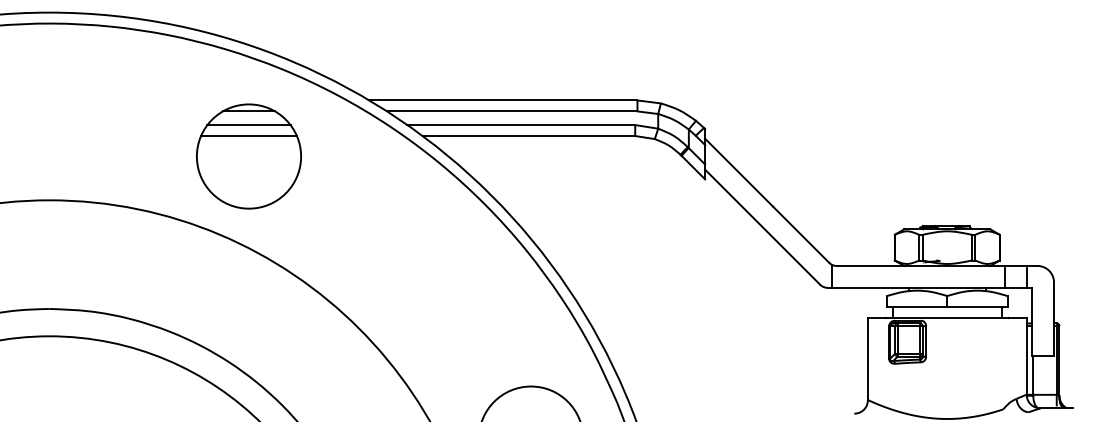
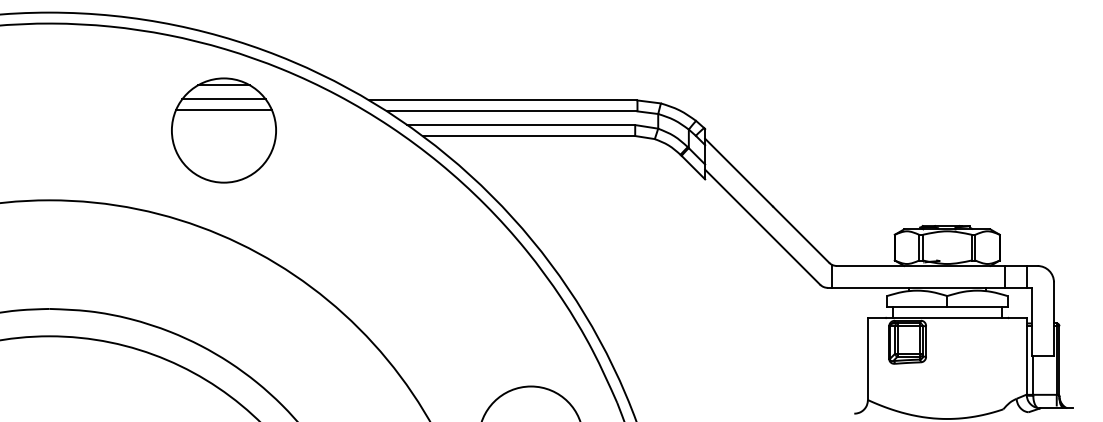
part position: (248, 156) -> (223, 130) (223, 130)
